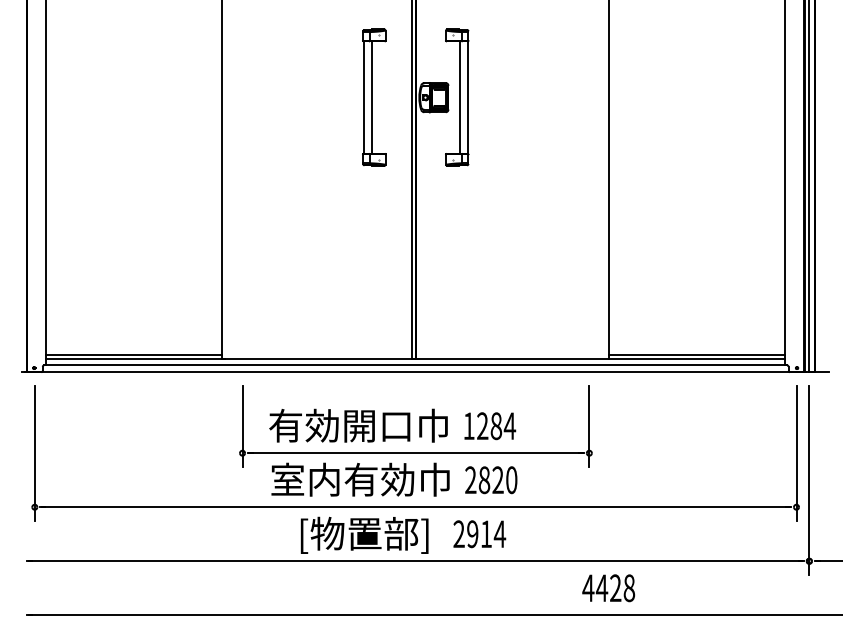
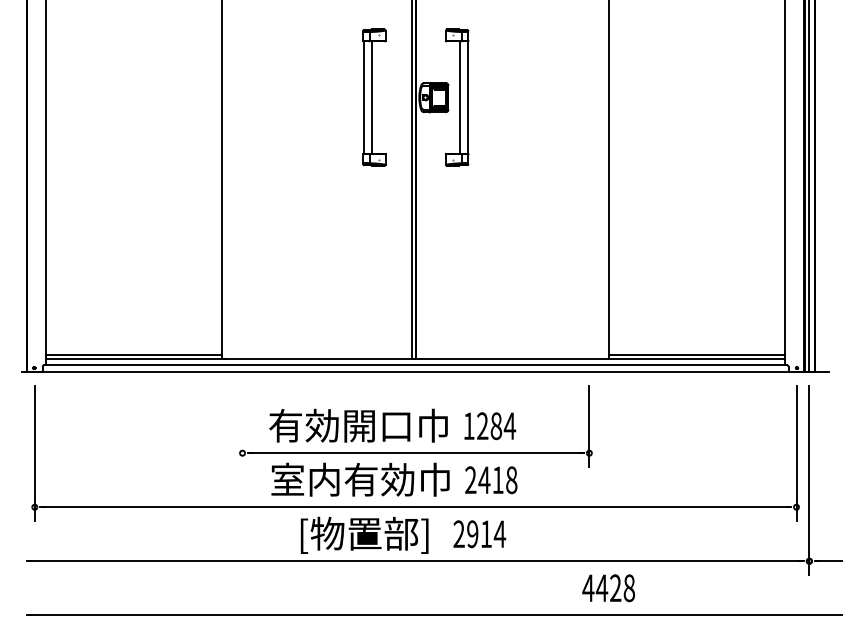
line: present -> none (242, 425)
text: 2820 -> 2418 (497, 480)
